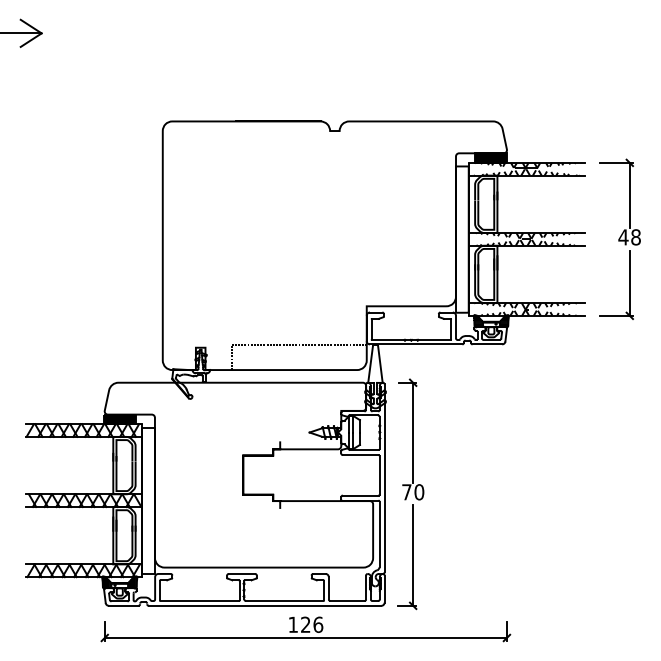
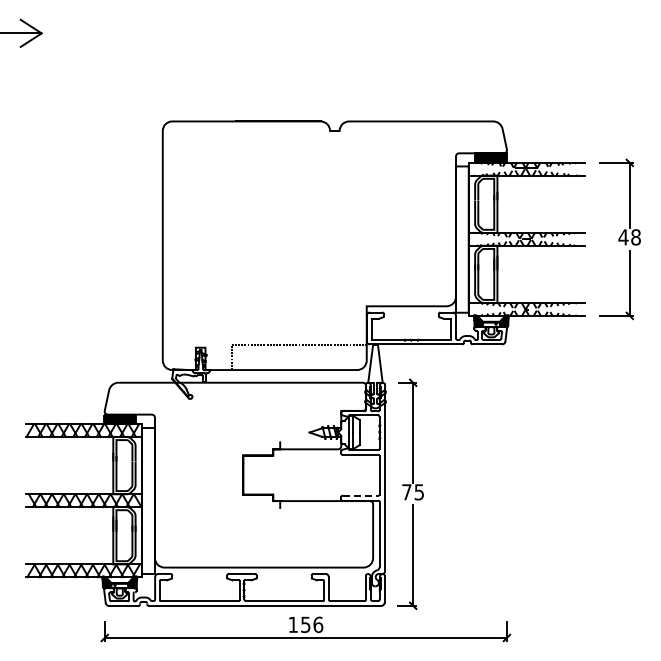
text: 70 -> 75 (419, 492)
line: solid -> dashed (360, 495)
text: 126 -> 156 (305, 624)
